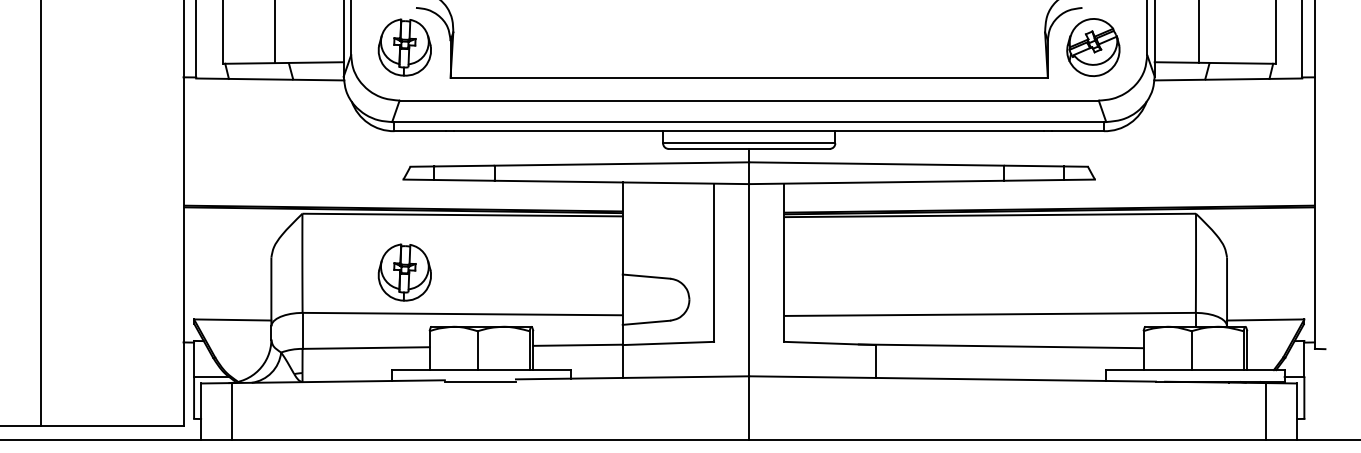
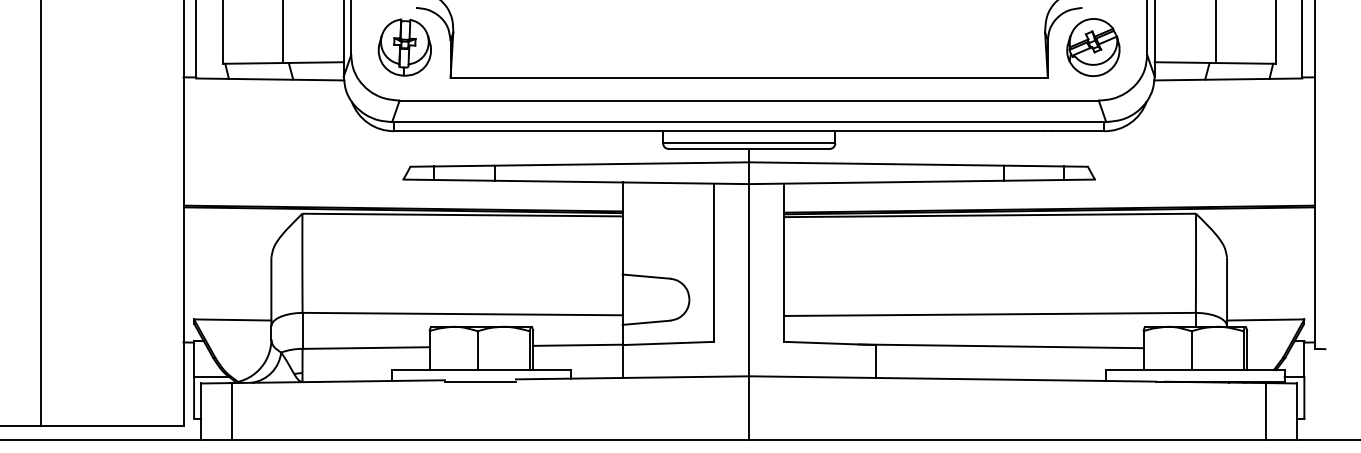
line position: (274, 32) -> (282, 32) (282, 32)
line position: (1198, 32) -> (1215, 32) (1215, 32)
part: present -> none (404, 272)
